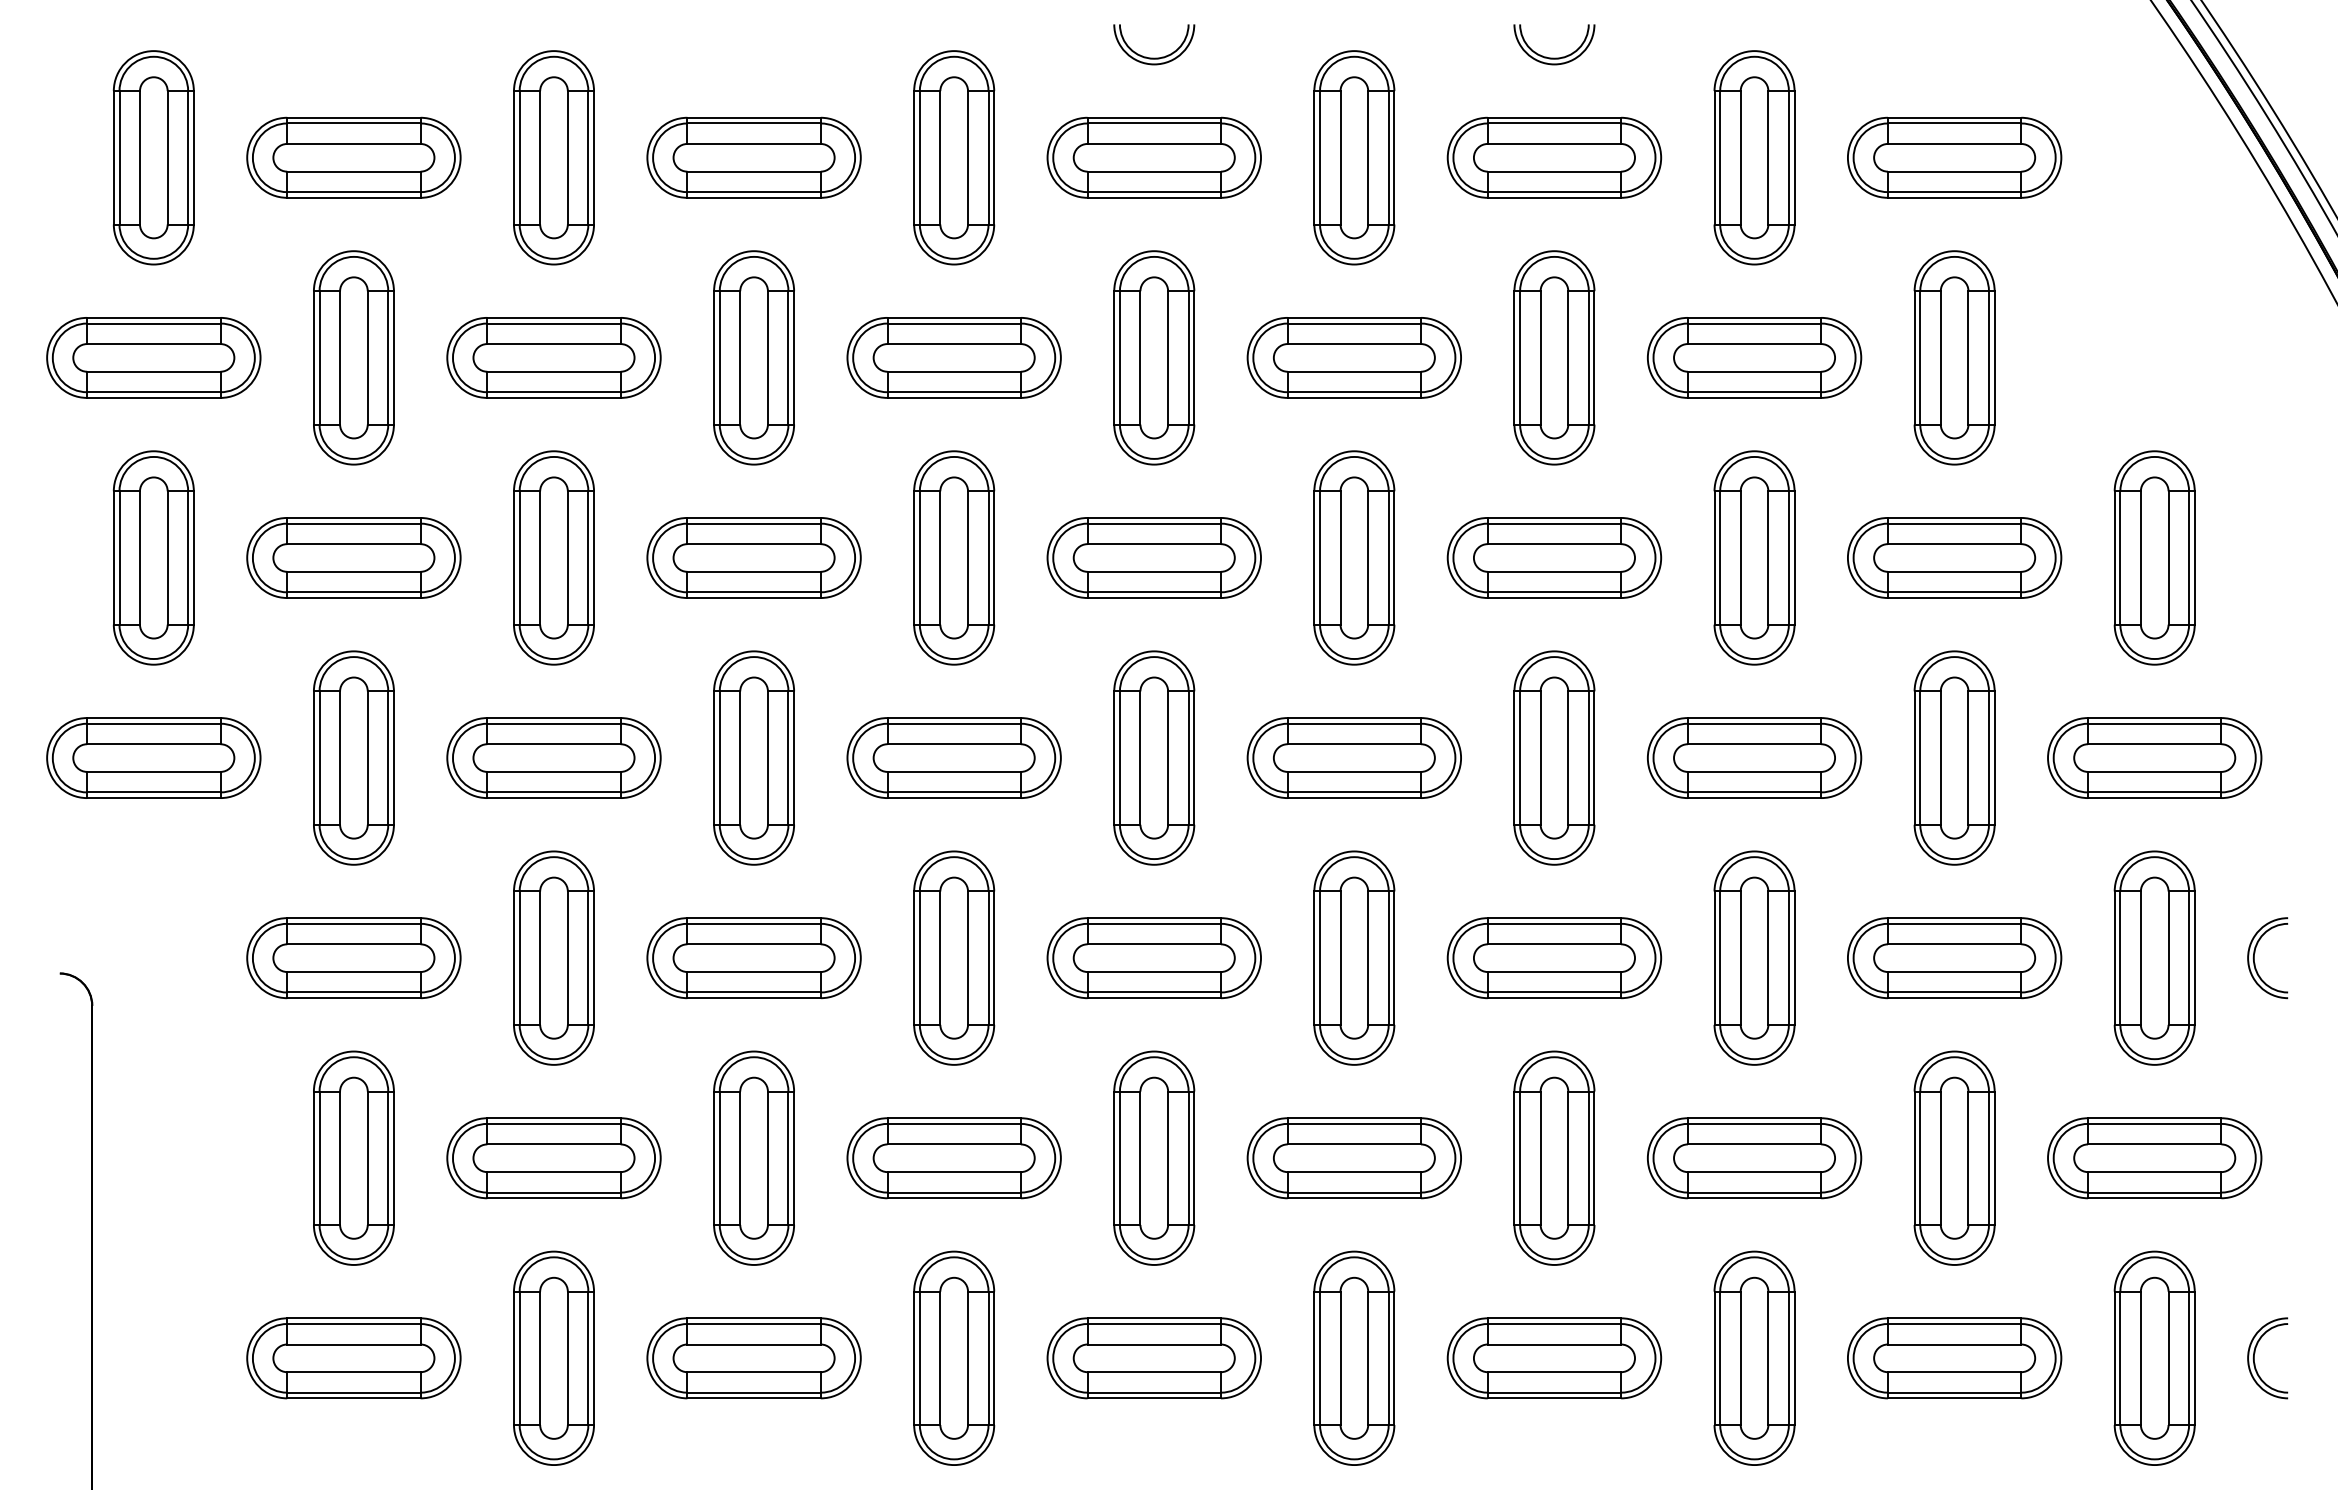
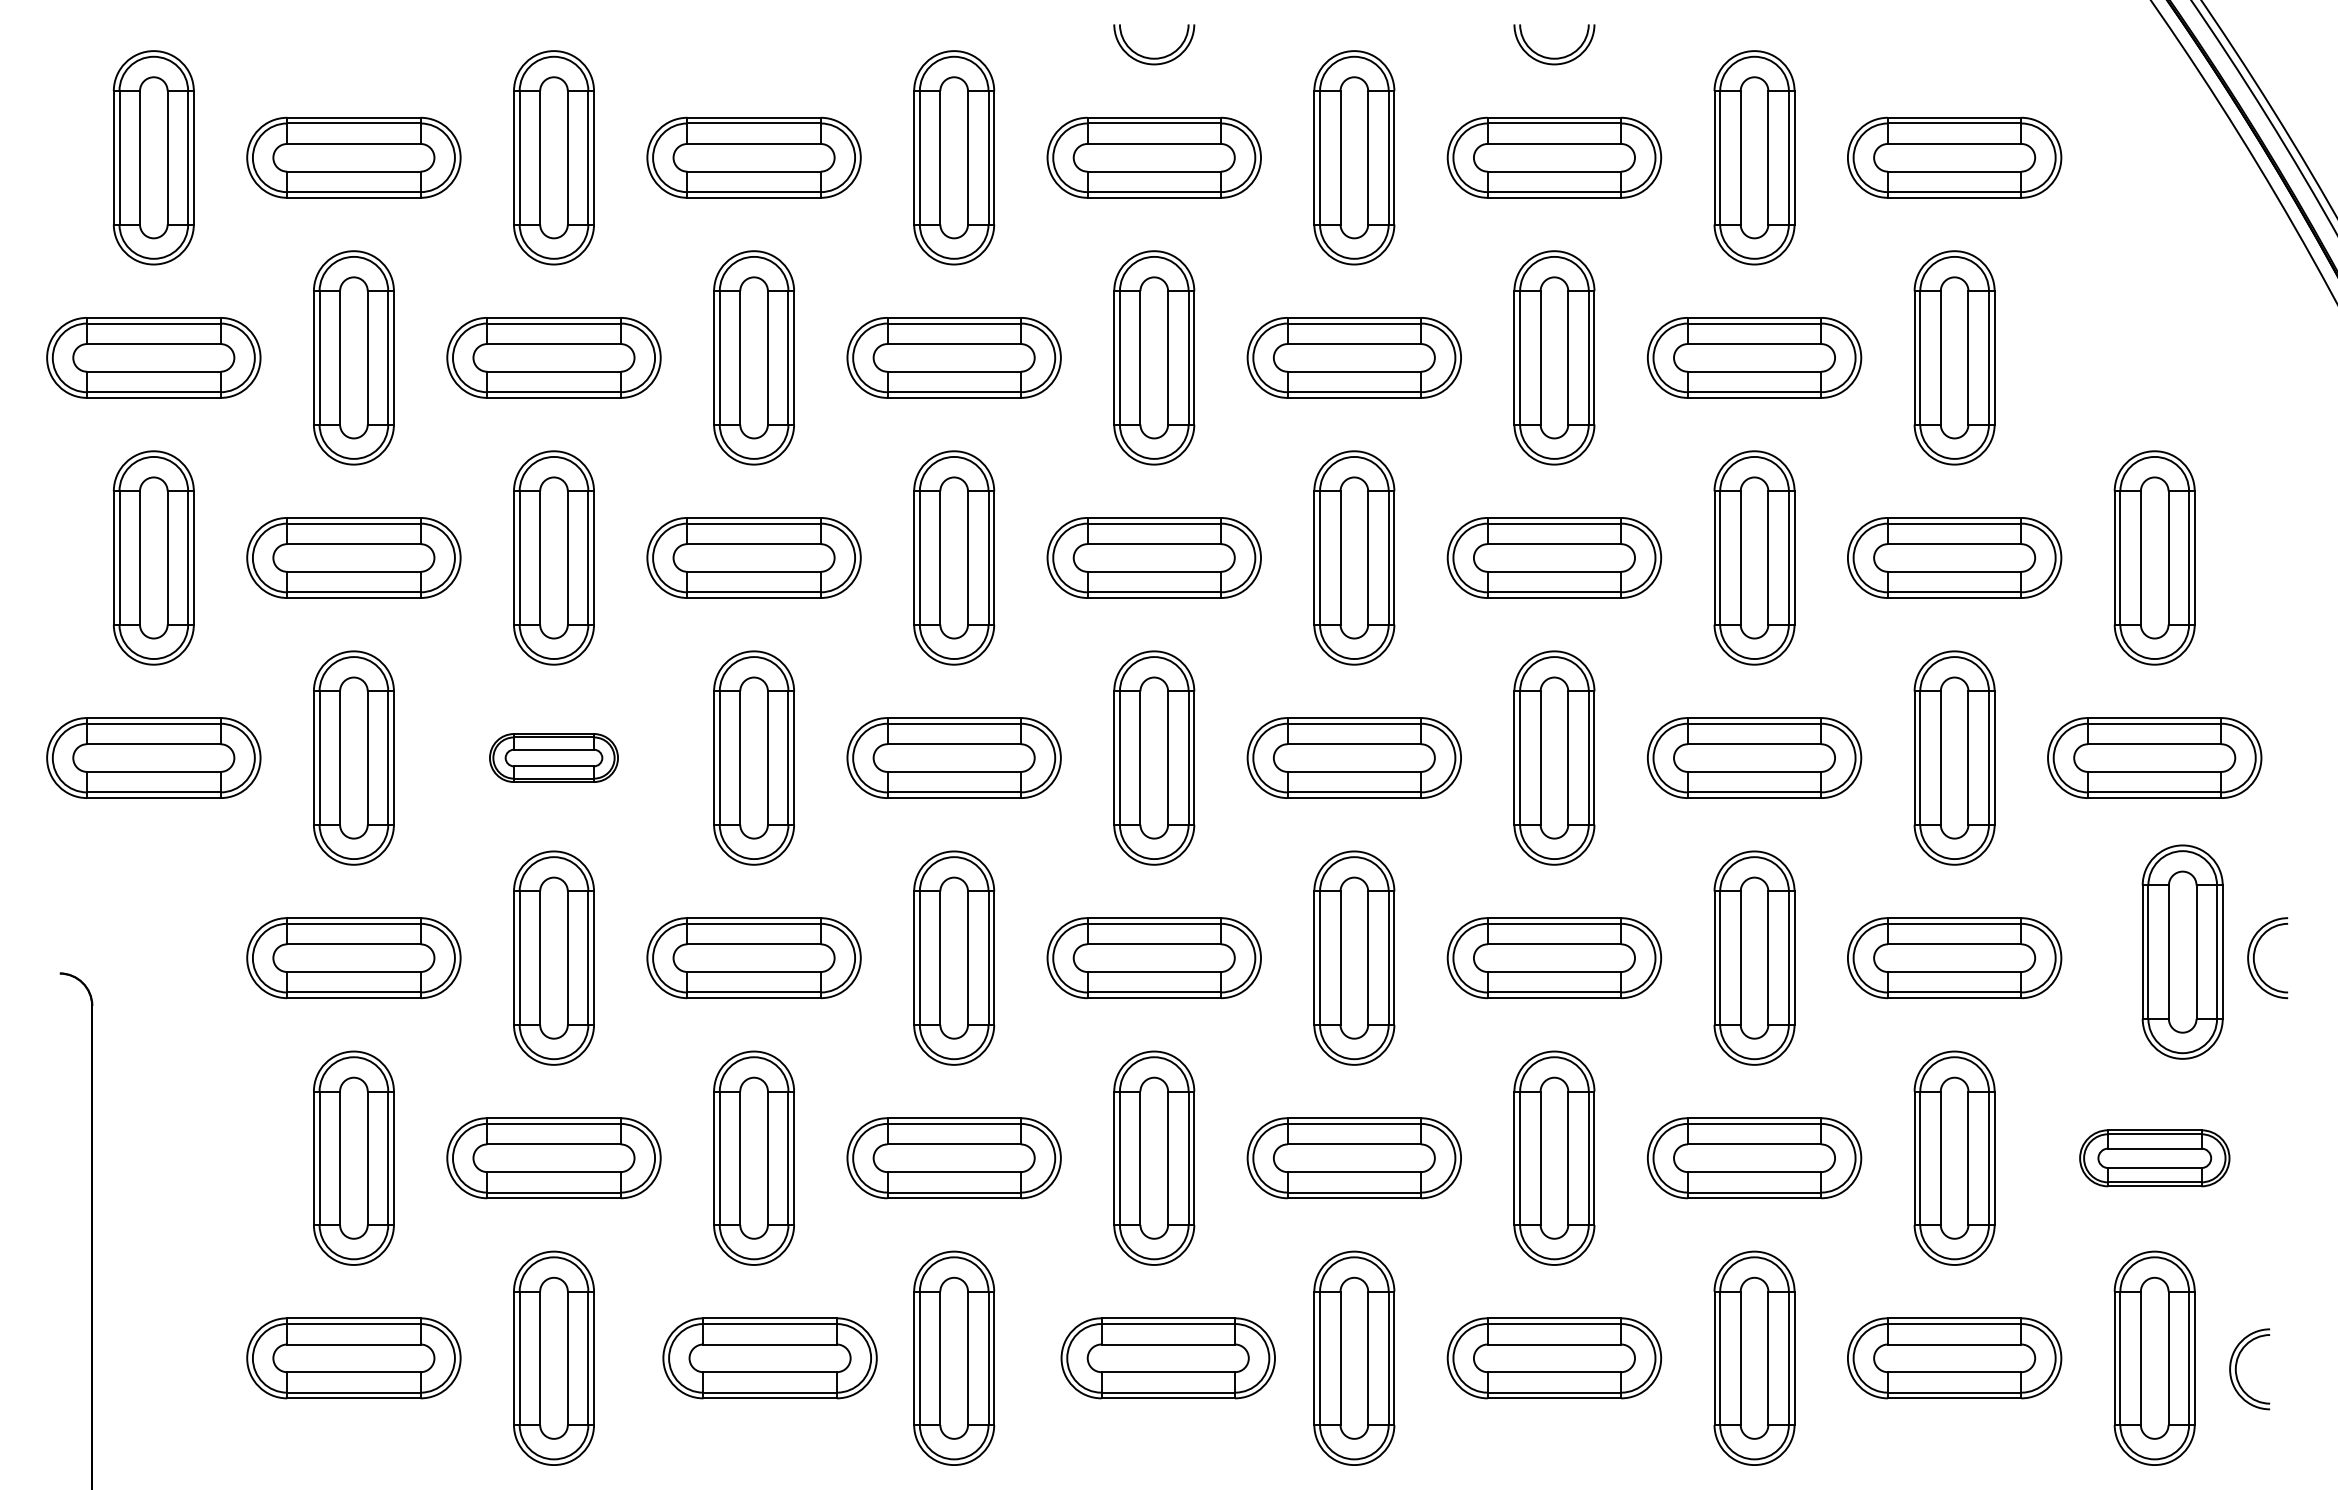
part size: 216x82 px -> 130x50 px (553, 757)
part position: (2154, 957) -> (2182, 951) (2182, 951)
part size: 216x83 px -> 152x59 px (2154, 1158)
part position: (2255, 1353) -> (2237, 1364) (2237, 1364)
part position: (753, 1358) -> (769, 1358) (769, 1358)
part position: (1153, 1358) -> (1167, 1358) (1167, 1358)
